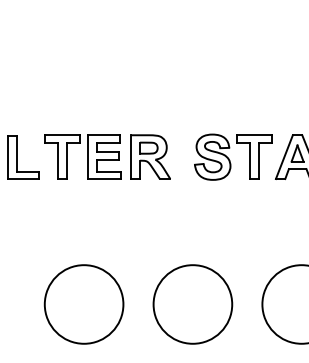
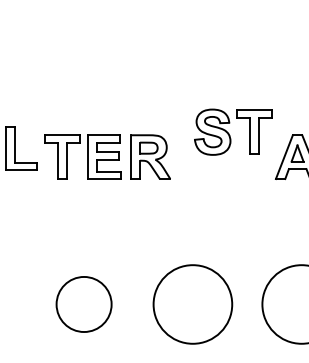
part position: (233, 156) -> (233, 131) (233, 131)
part position: (23, 157) -> (21, 148) (21, 148)
circle diameter: 79 px -> 55 px (83, 304)
